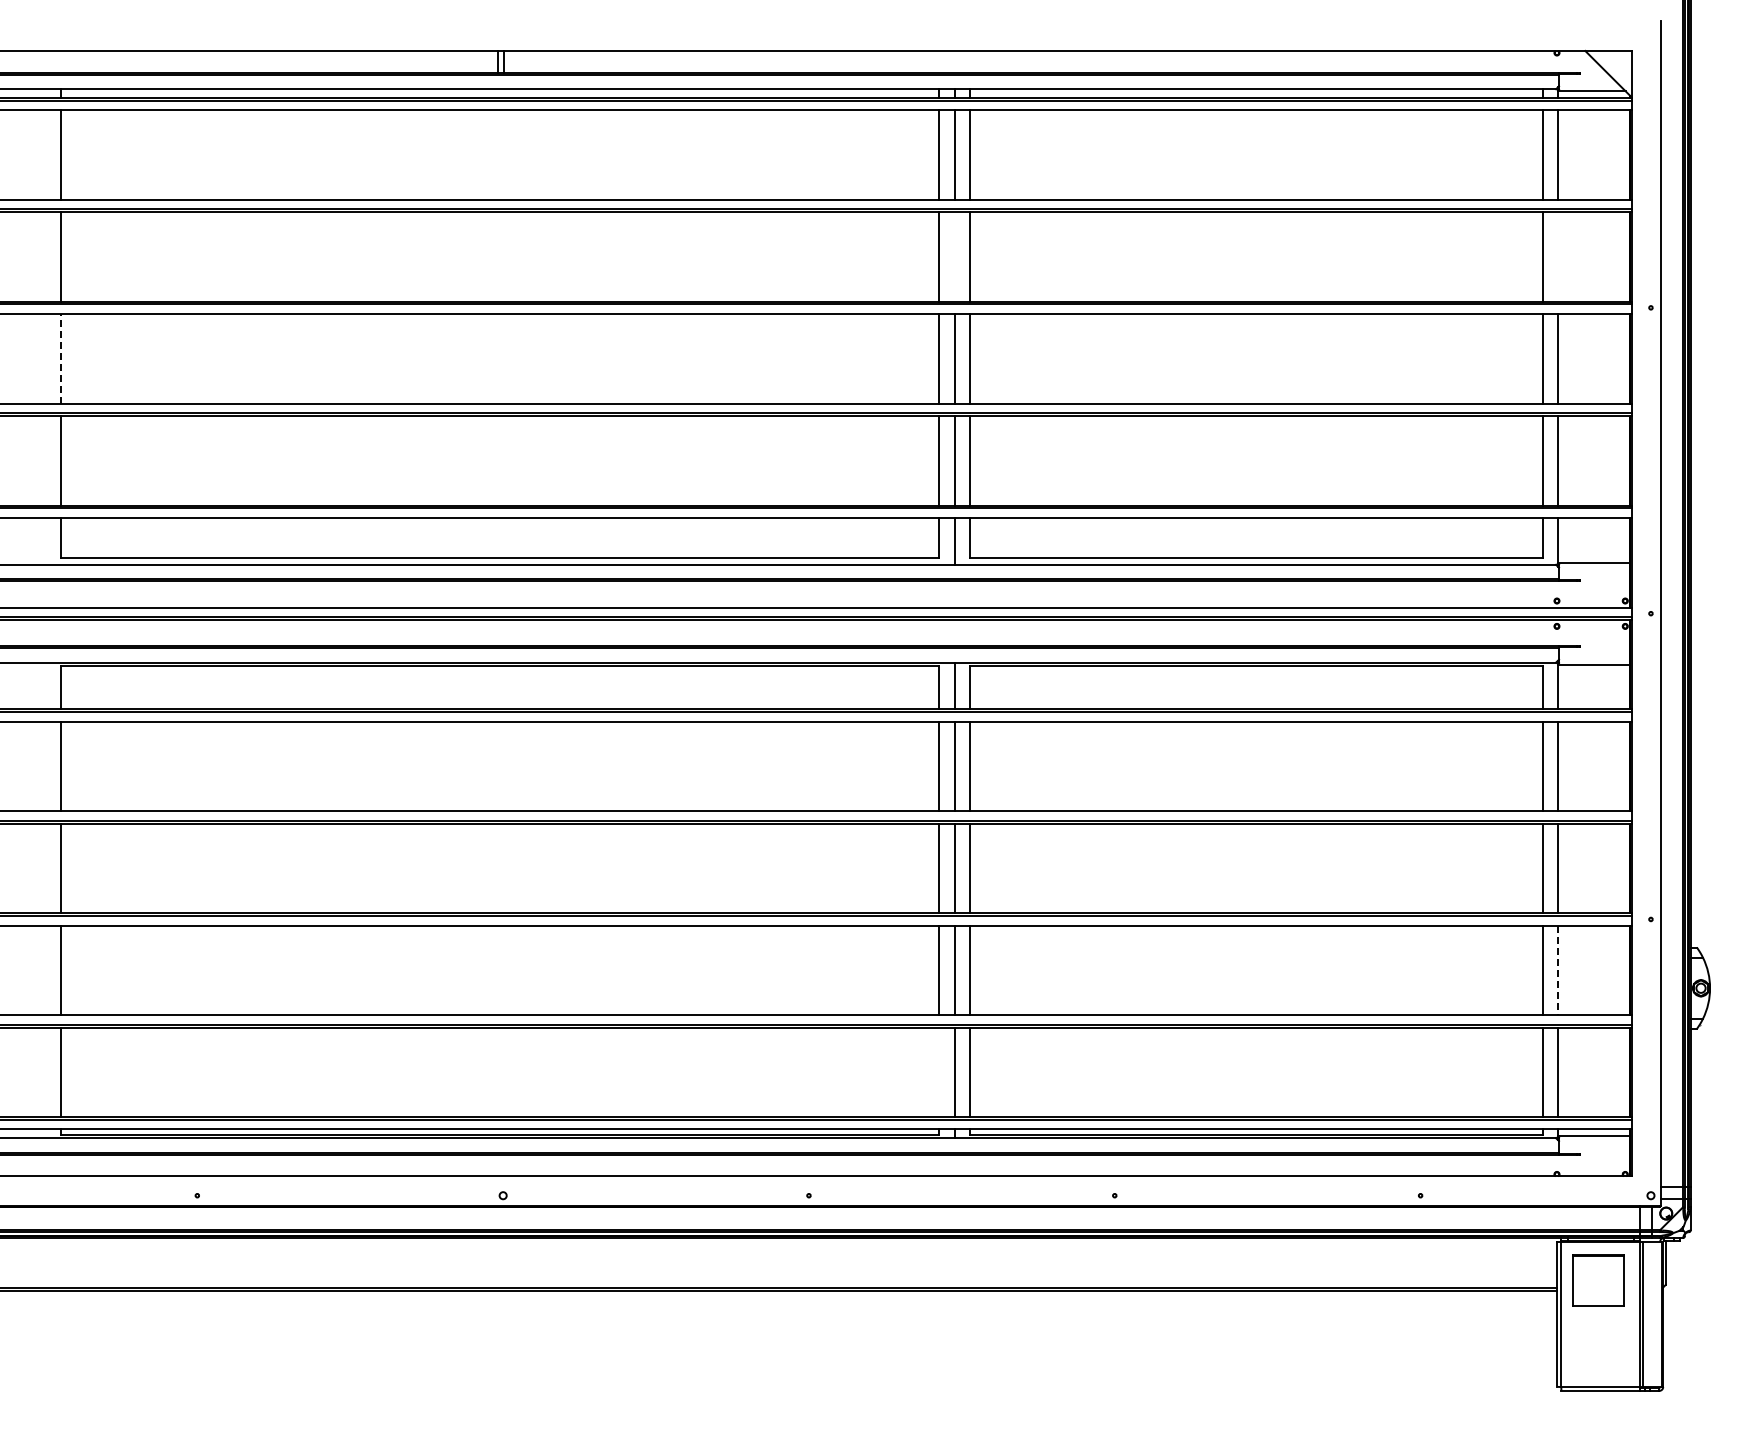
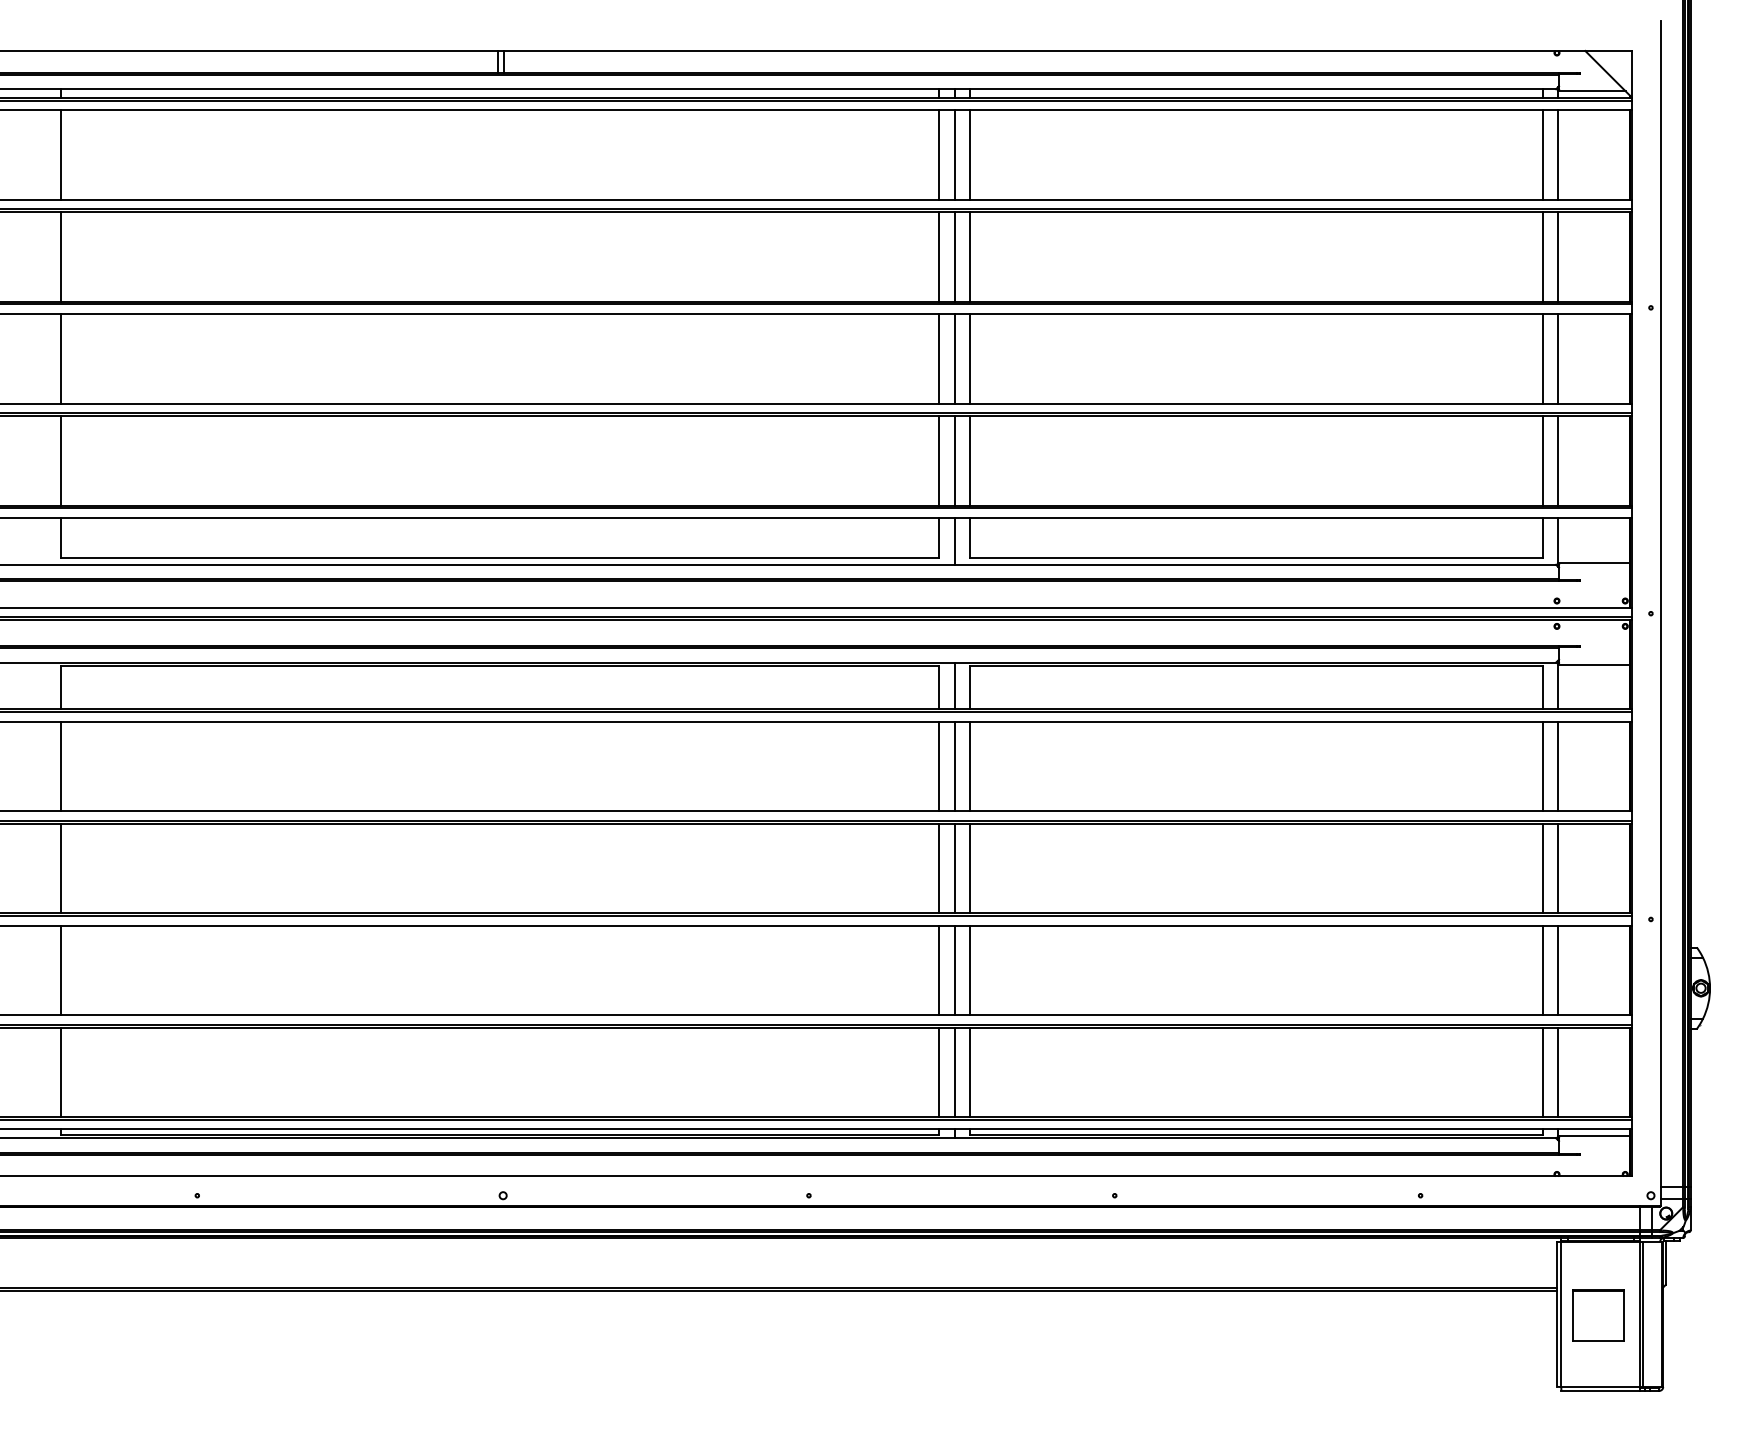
line: none -> present (954, 256)
line: none -> present (1558, 256)
line: dashed -> solid (60, 358)
line: dashed -> solid (1558, 970)
line: none -> present (939, 1072)
part position: (1598, 1280) -> (1598, 1315) (1598, 1315)
